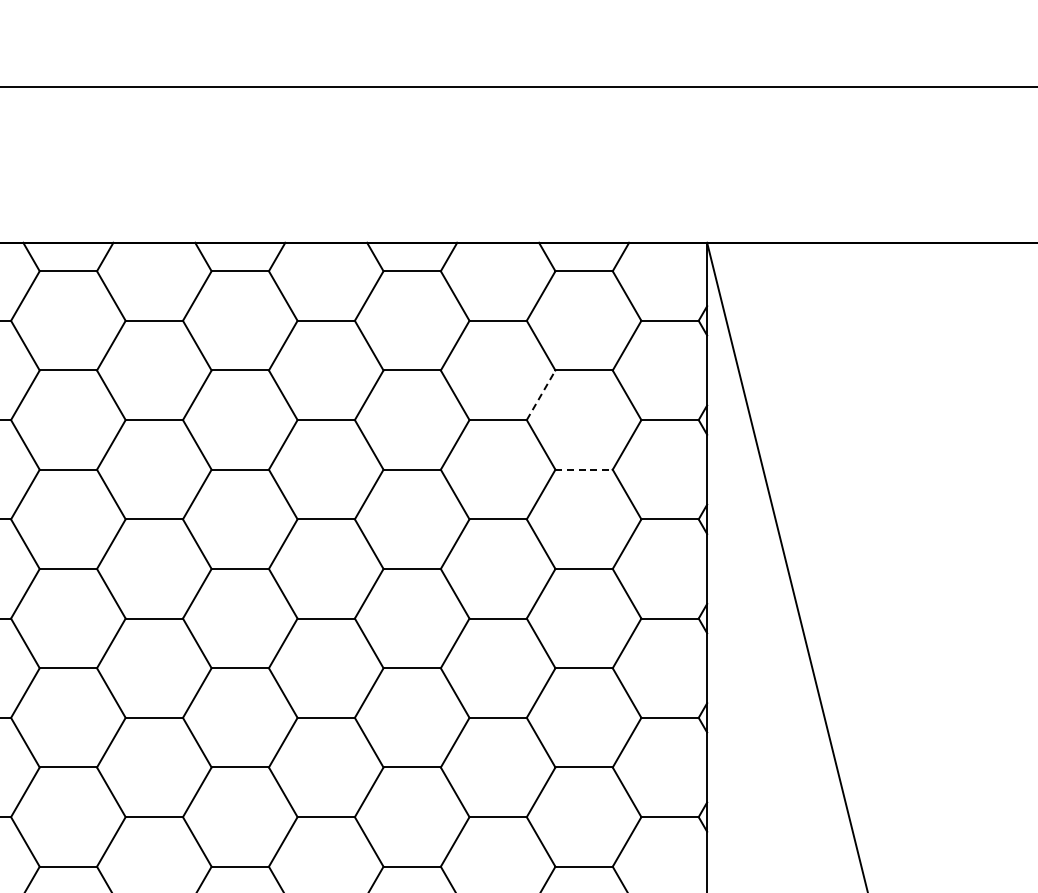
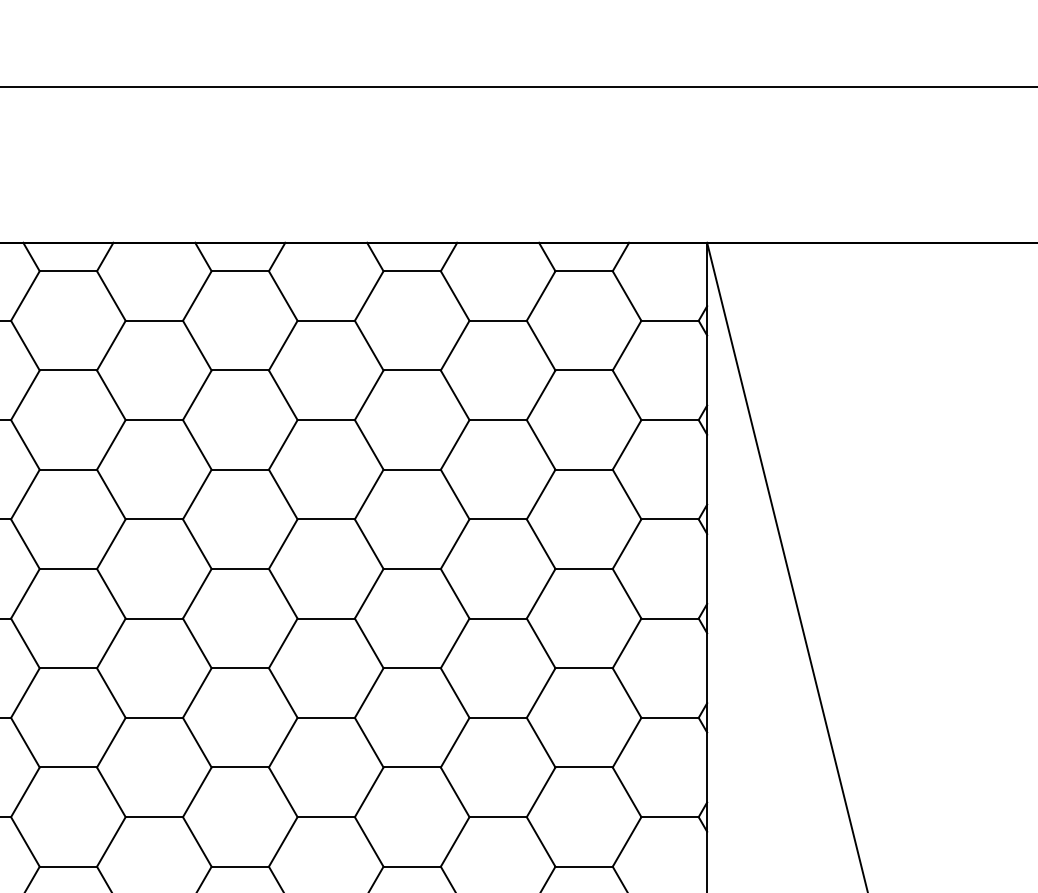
line: dashed -> solid (541, 395)
line: dashed -> solid (584, 469)
